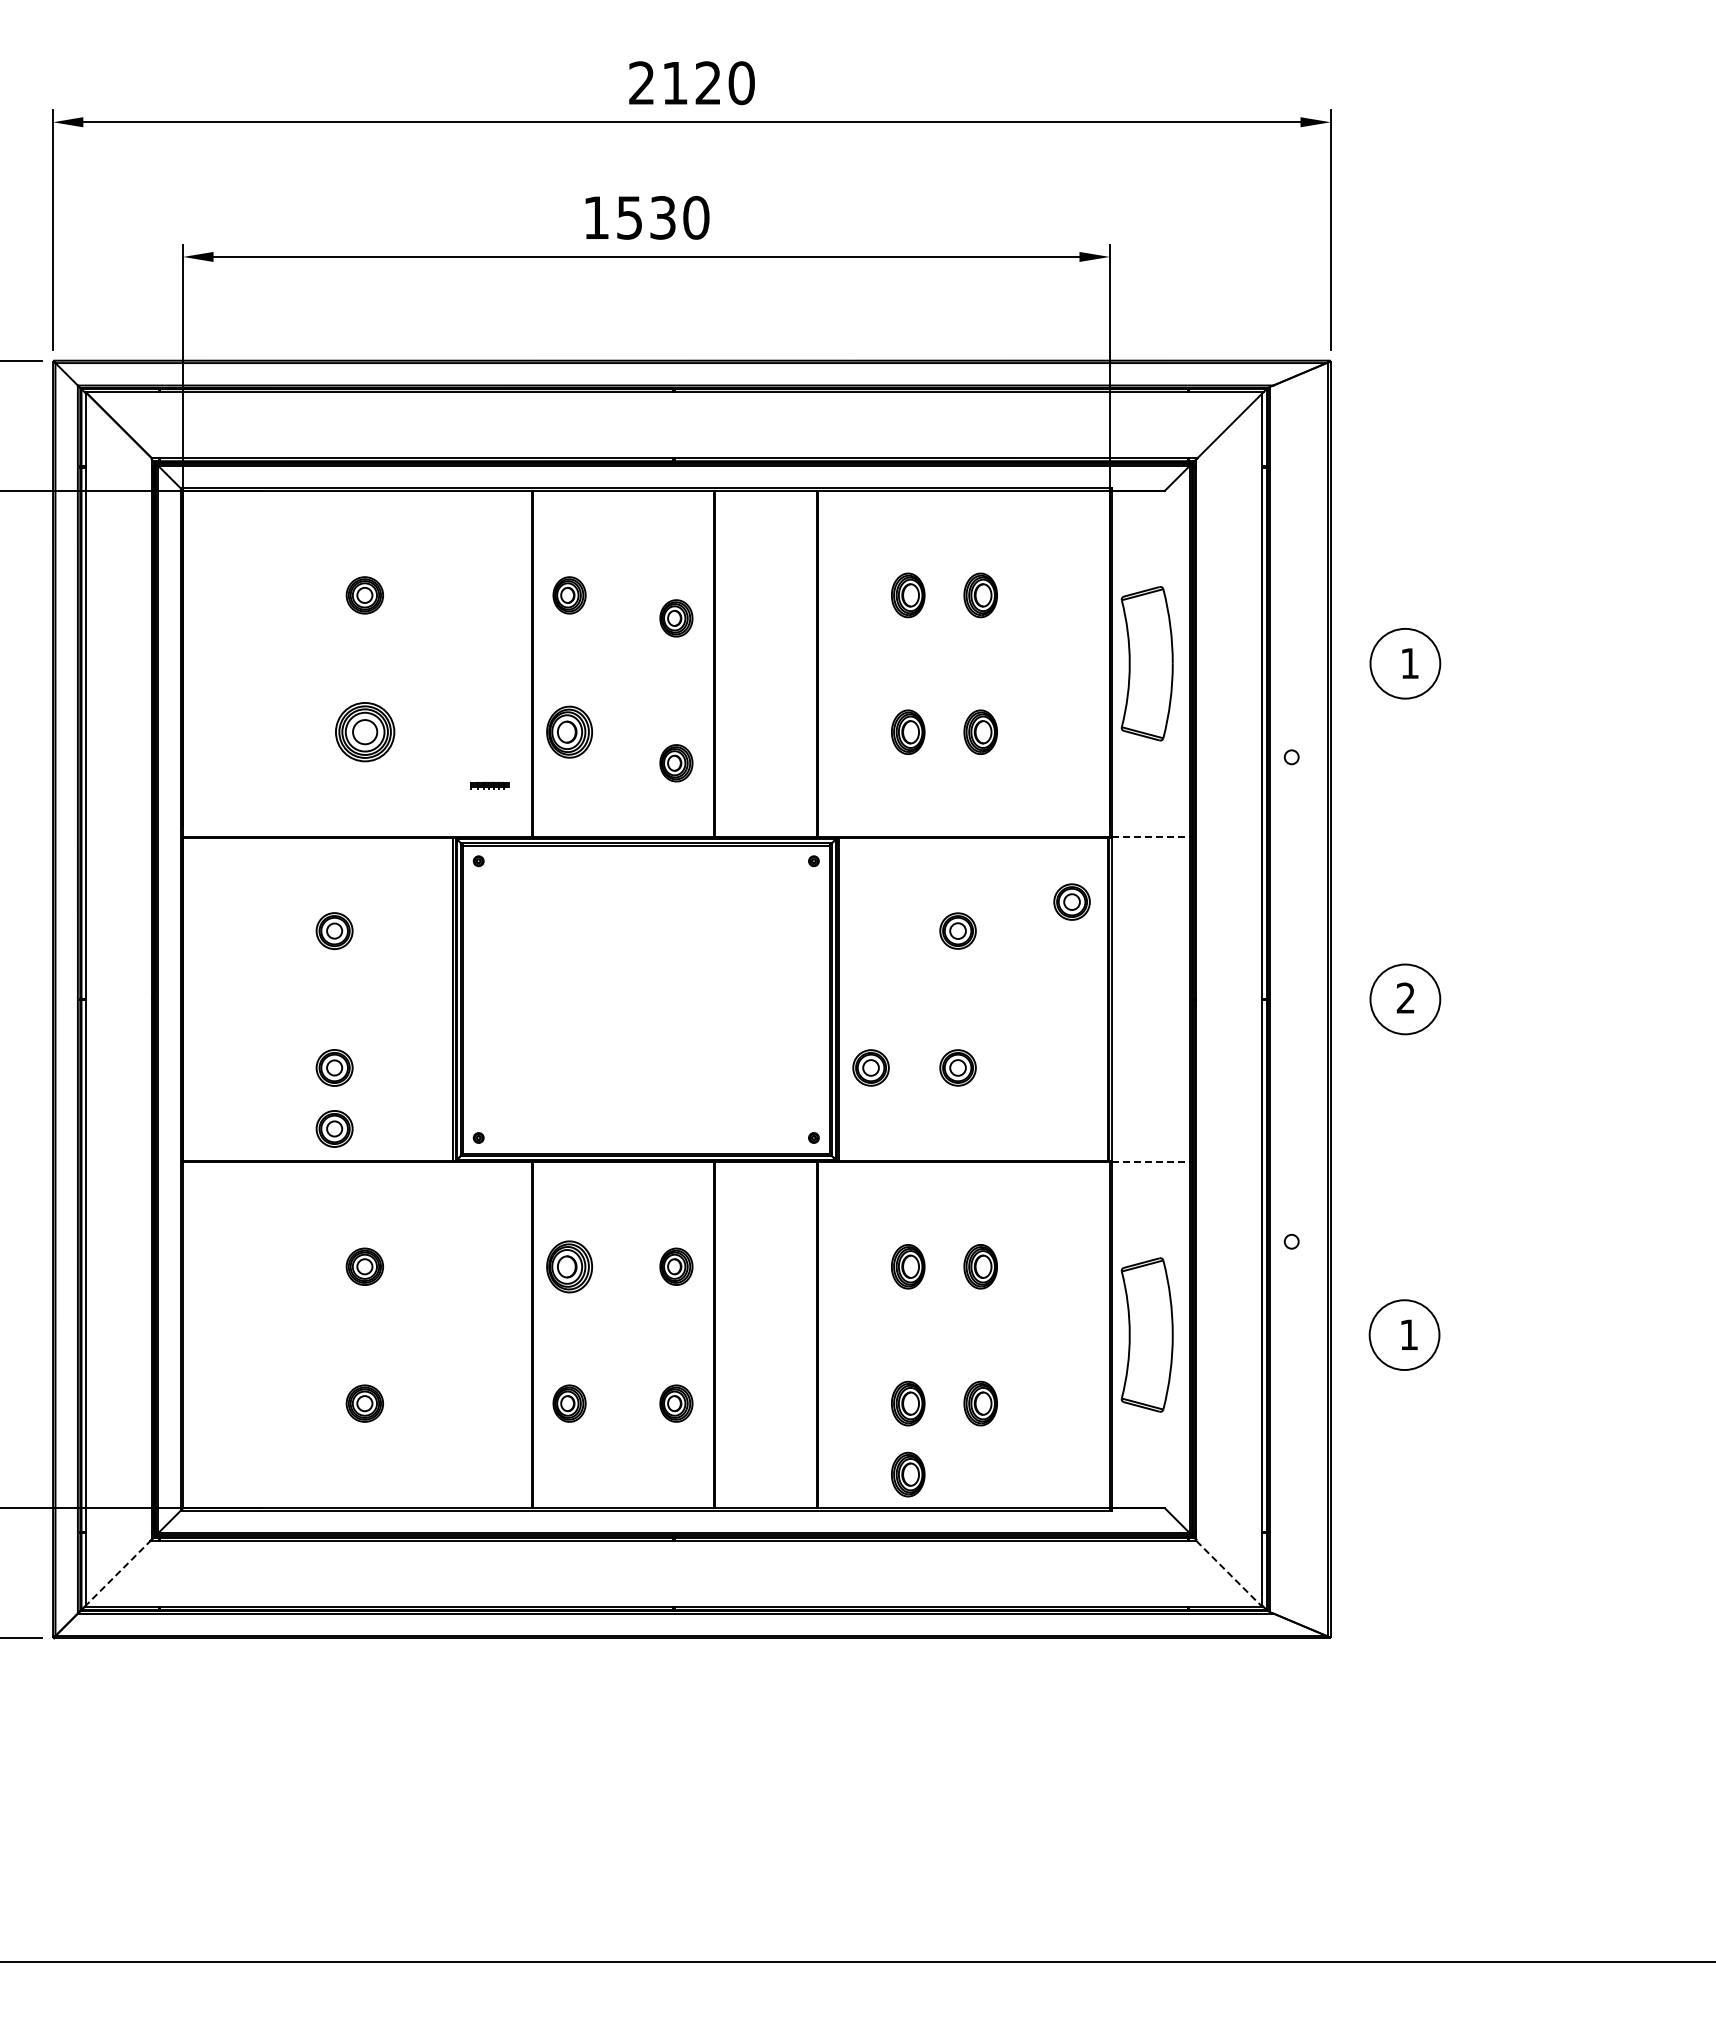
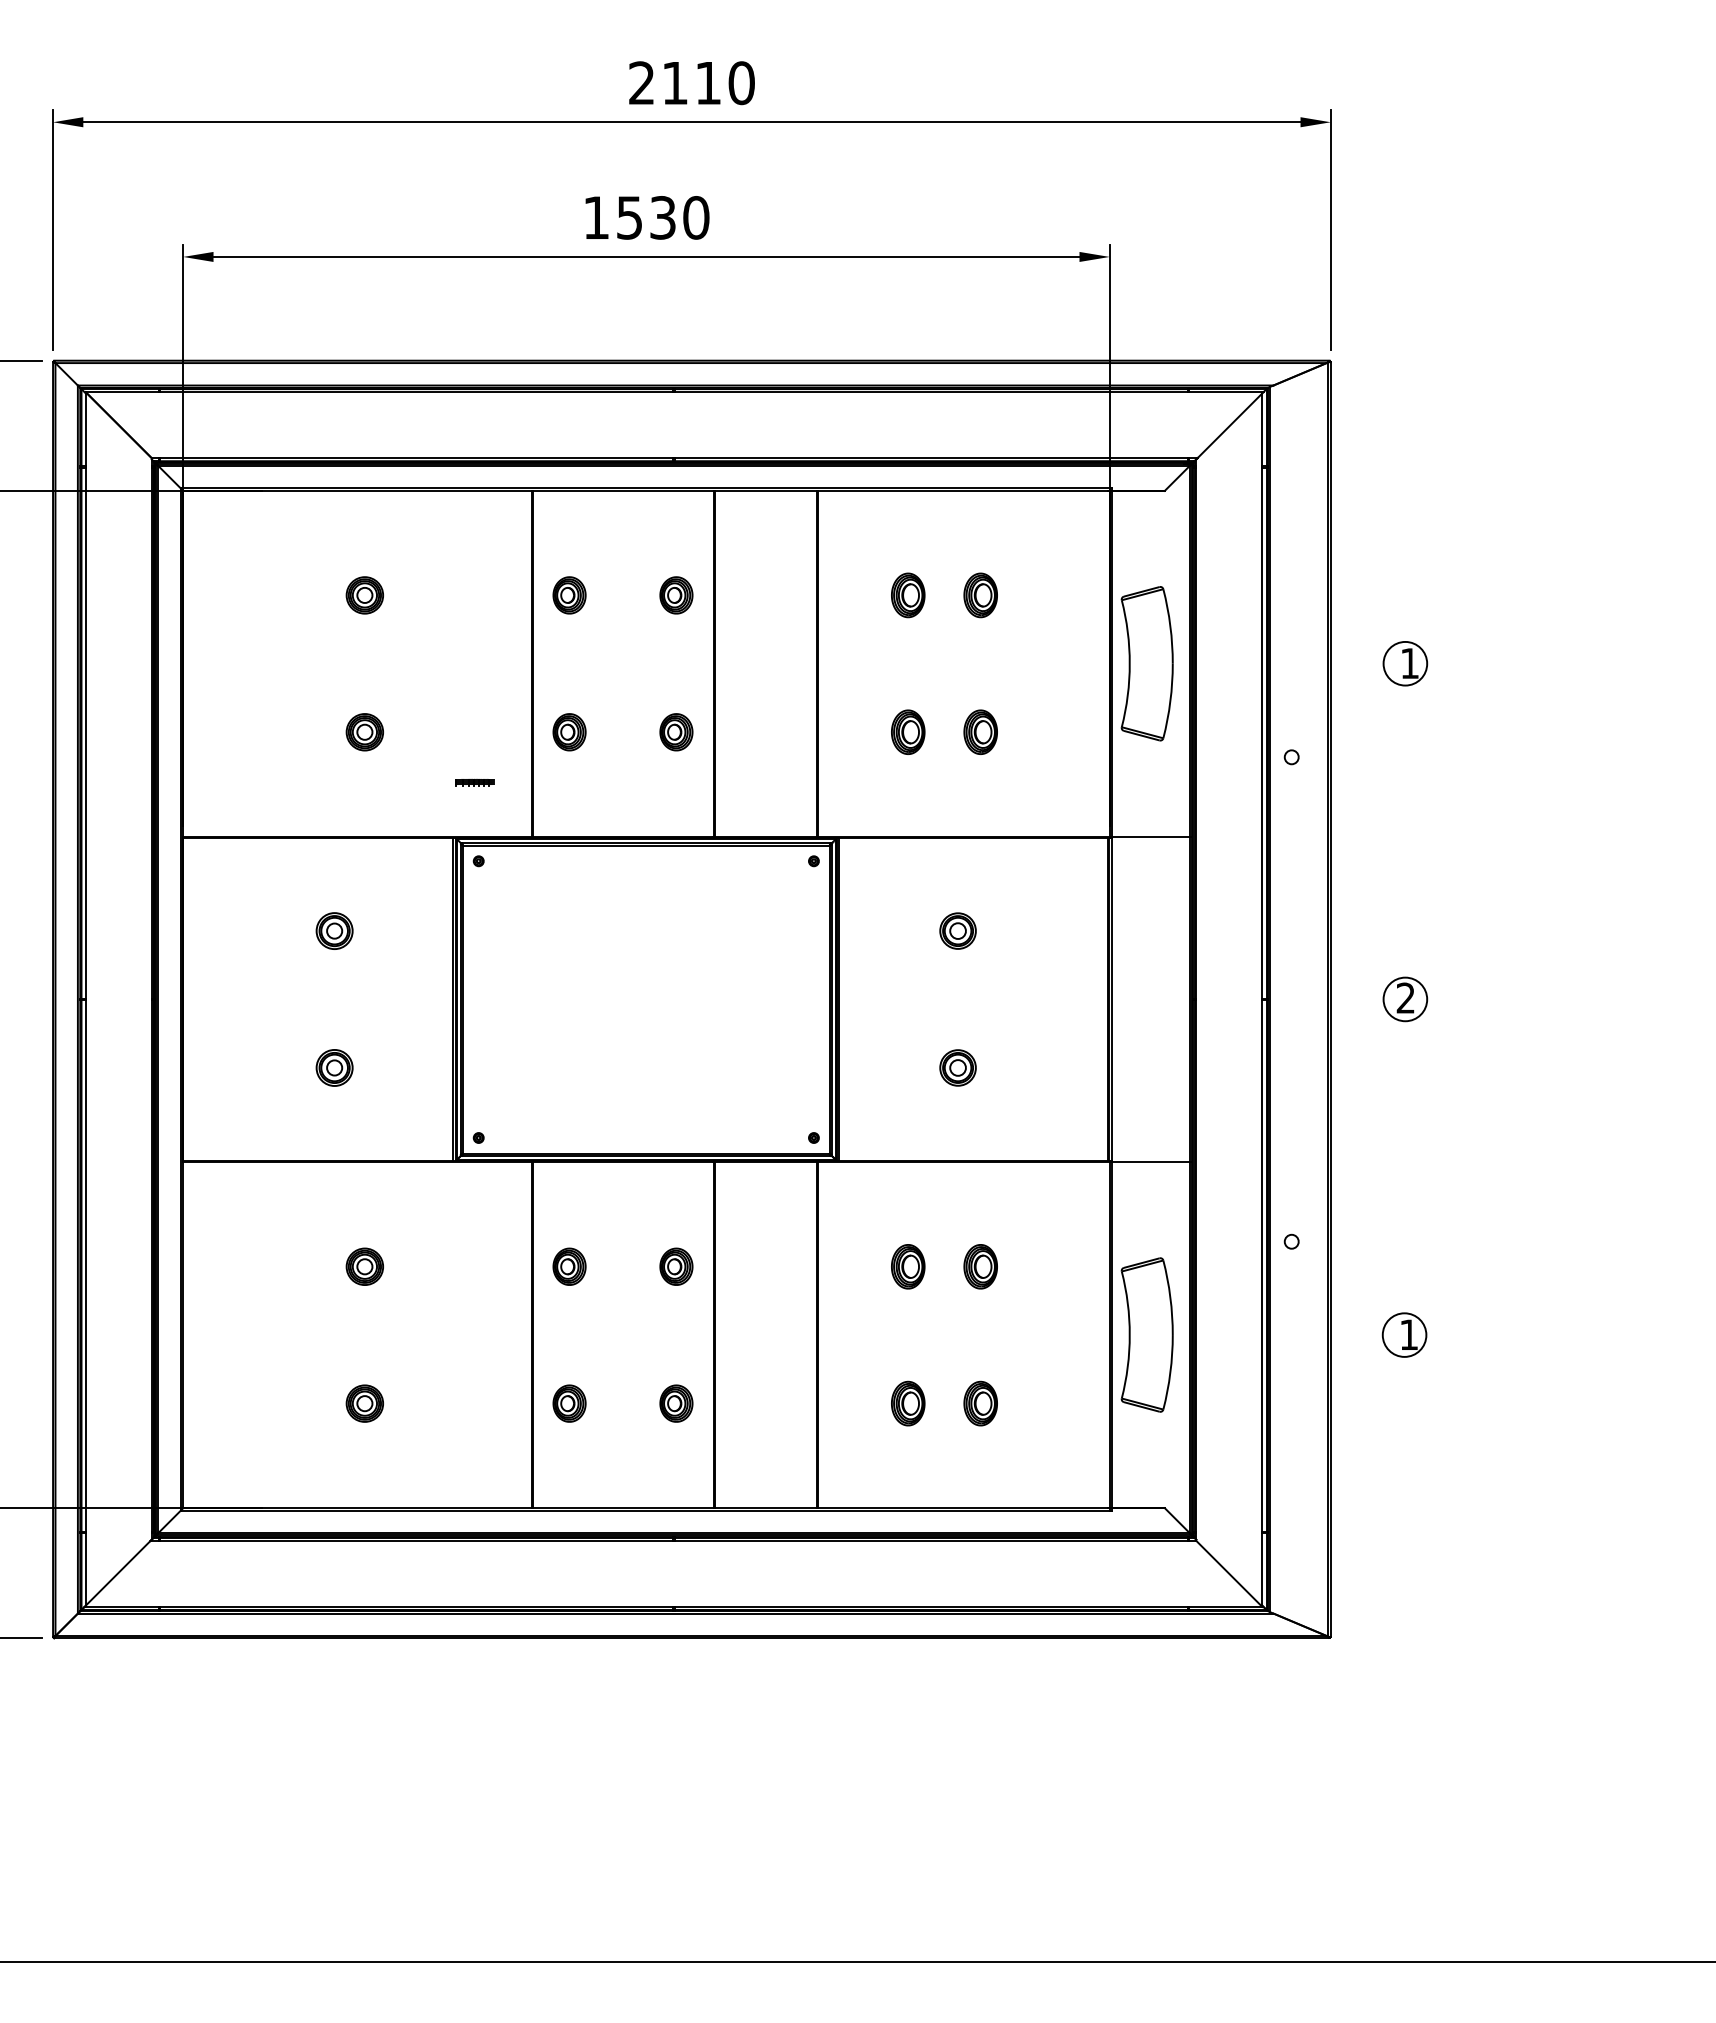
text: 2120 -> 2110 (707, 82)
part position: (676, 618) -> (676, 595) (676, 595)
circle diameter: 70 px -> 44 px (1405, 663)
part size: 47x54 px -> 35x39 px (569, 732)
part size: 61x61 px -> 39x39 px (364, 732)
part position: (676, 763) -> (676, 732) (676, 732)
part position: (489, 785) -> (474, 782) (474, 782)
line: dashed -> solid (1150, 836)
part: present -> none (1071, 901)
circle diameter: 70 px -> 44 px (1405, 999)
part: present -> none (870, 1067)
part: present -> none (334, 1128)
line: dashed -> solid (1150, 1162)
part size: 47x54 px -> 35x39 px (569, 1266)
circle diameter: 70 px -> 44 px (1404, 1334)
part: present -> none (908, 1474)
line: dashed -> solid (117, 1573)
line: dashed -> solid (1229, 1573)
